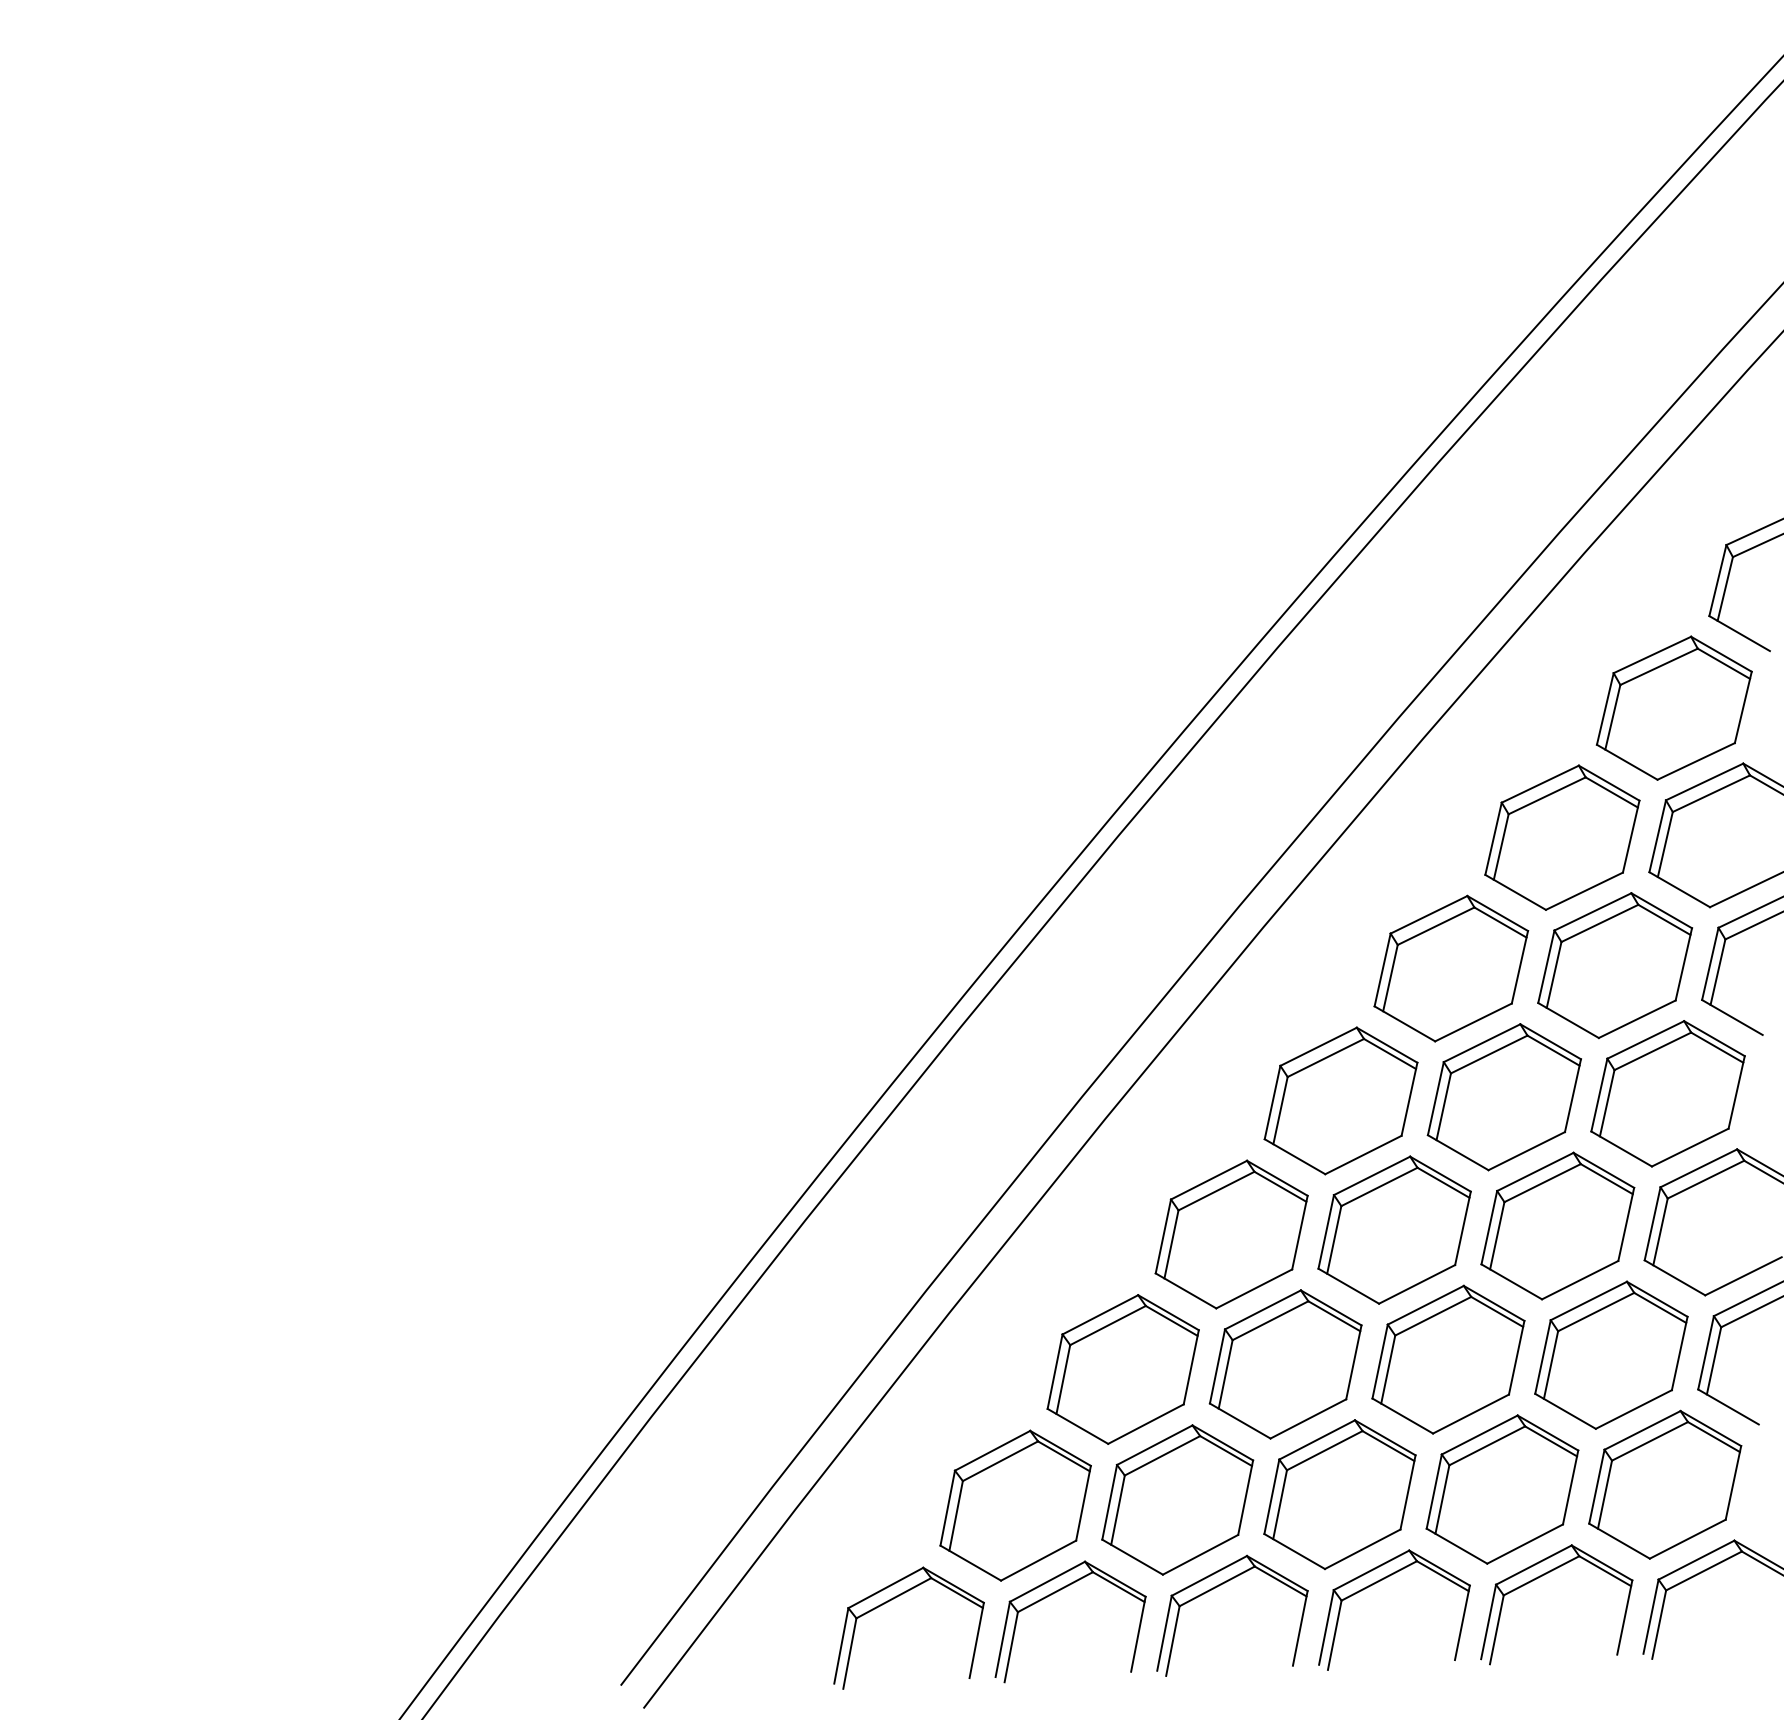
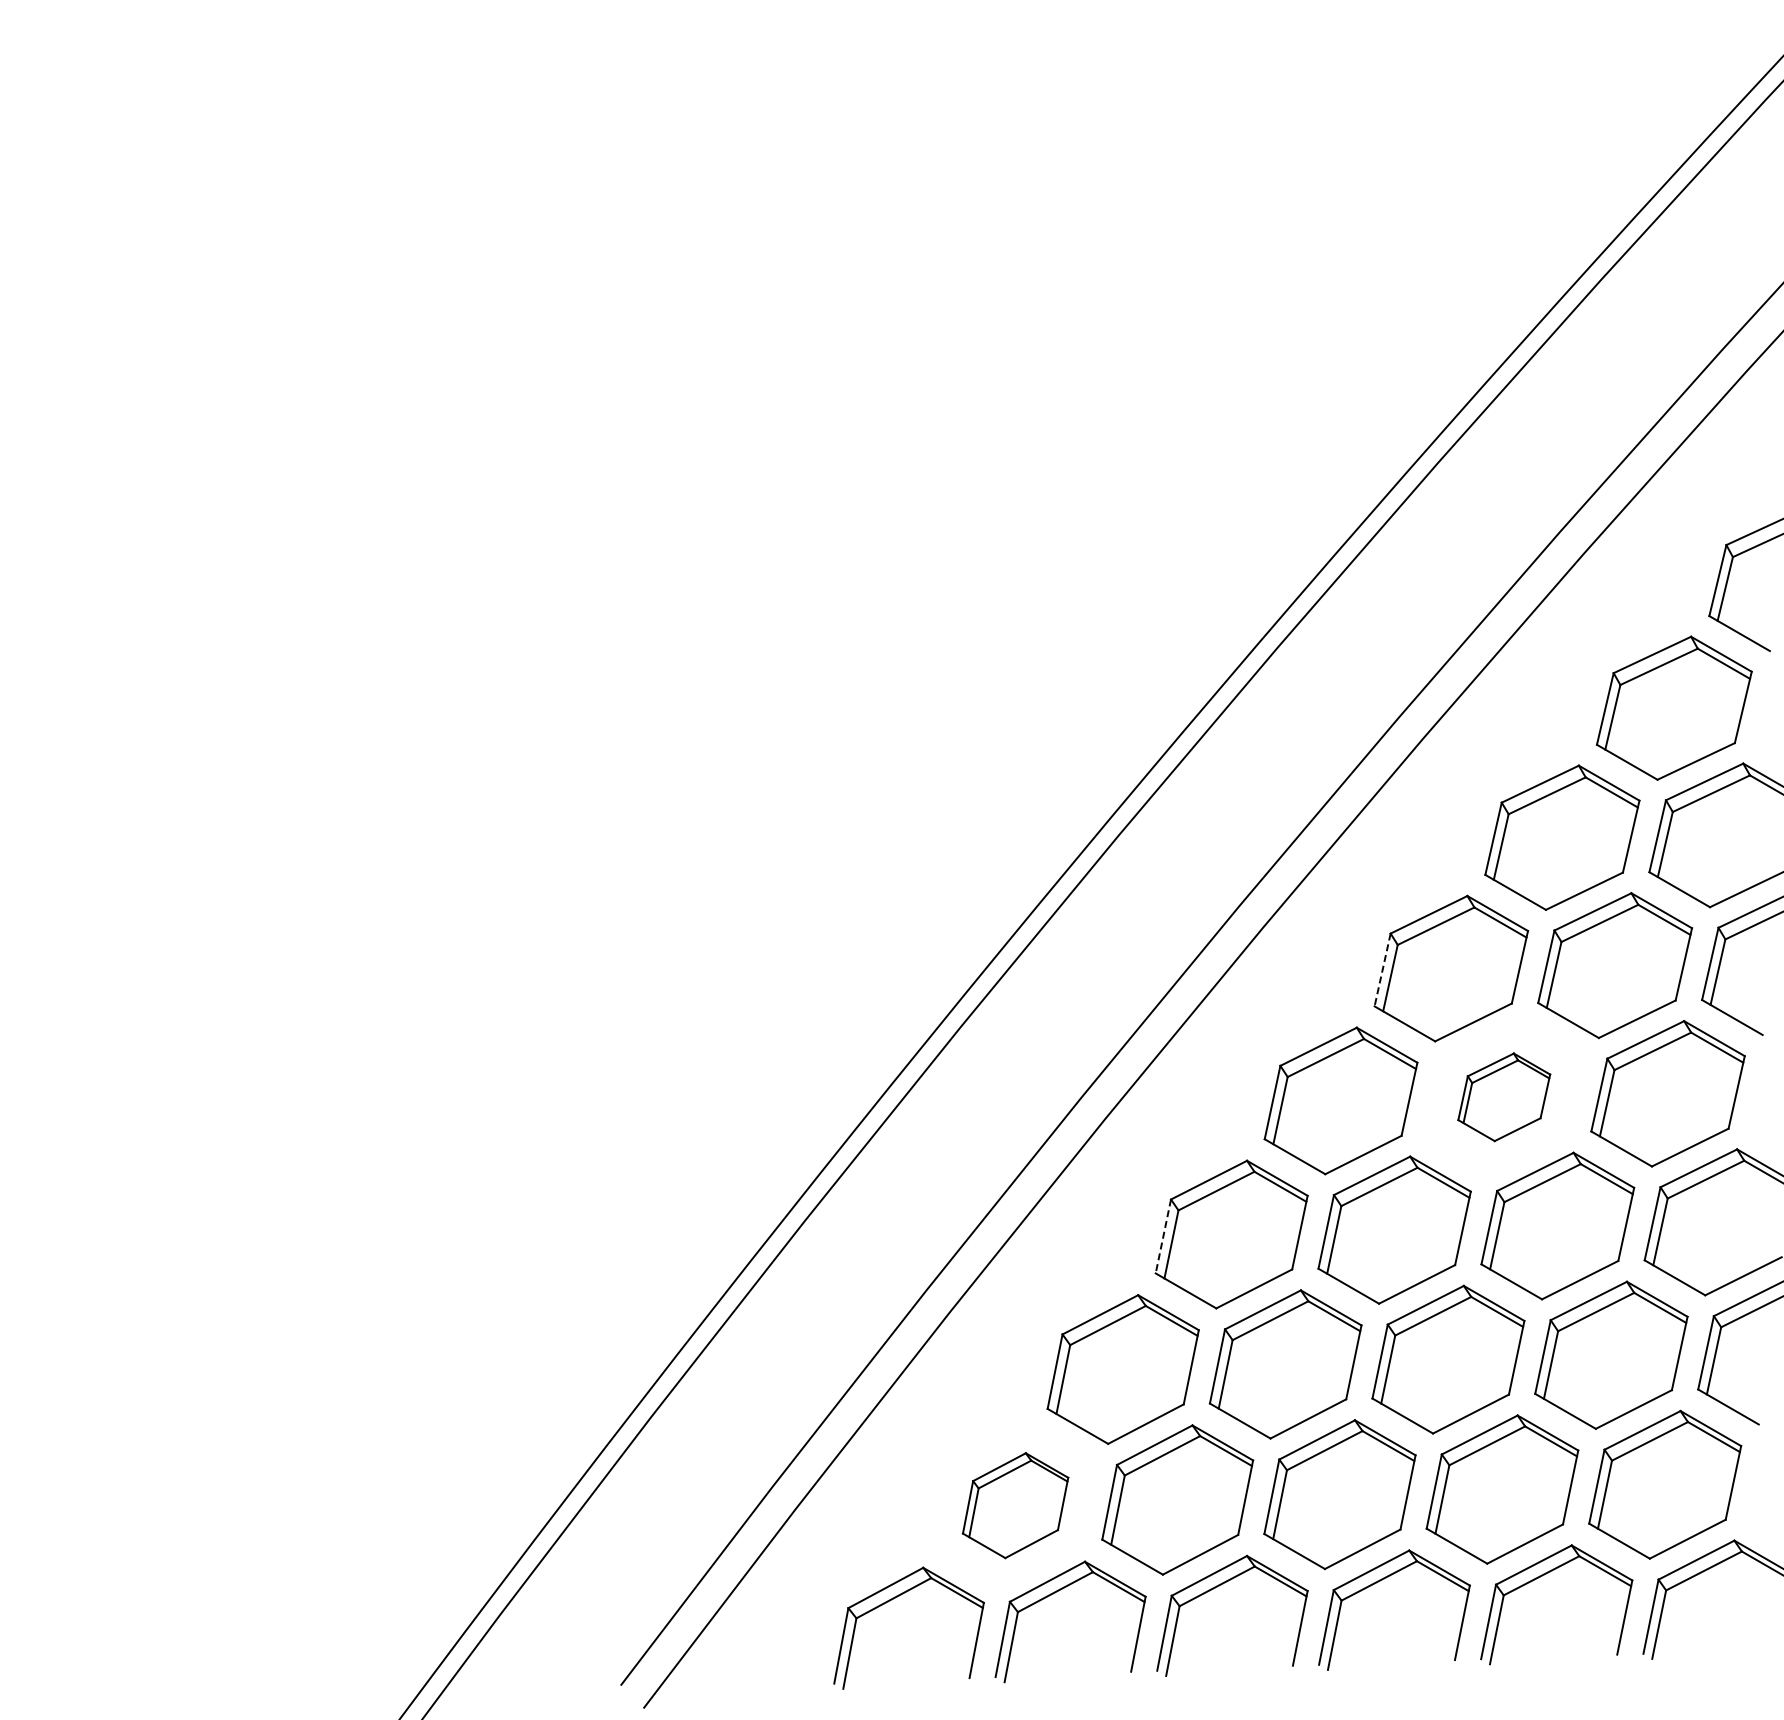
line: solid -> dashed (1382, 970)
part size: 156x149 px -> 95x91 px (1504, 1097)
line: solid -> dashed (1163, 1236)
part size: 153x153 px -> 108x108 px (1015, 1505)
